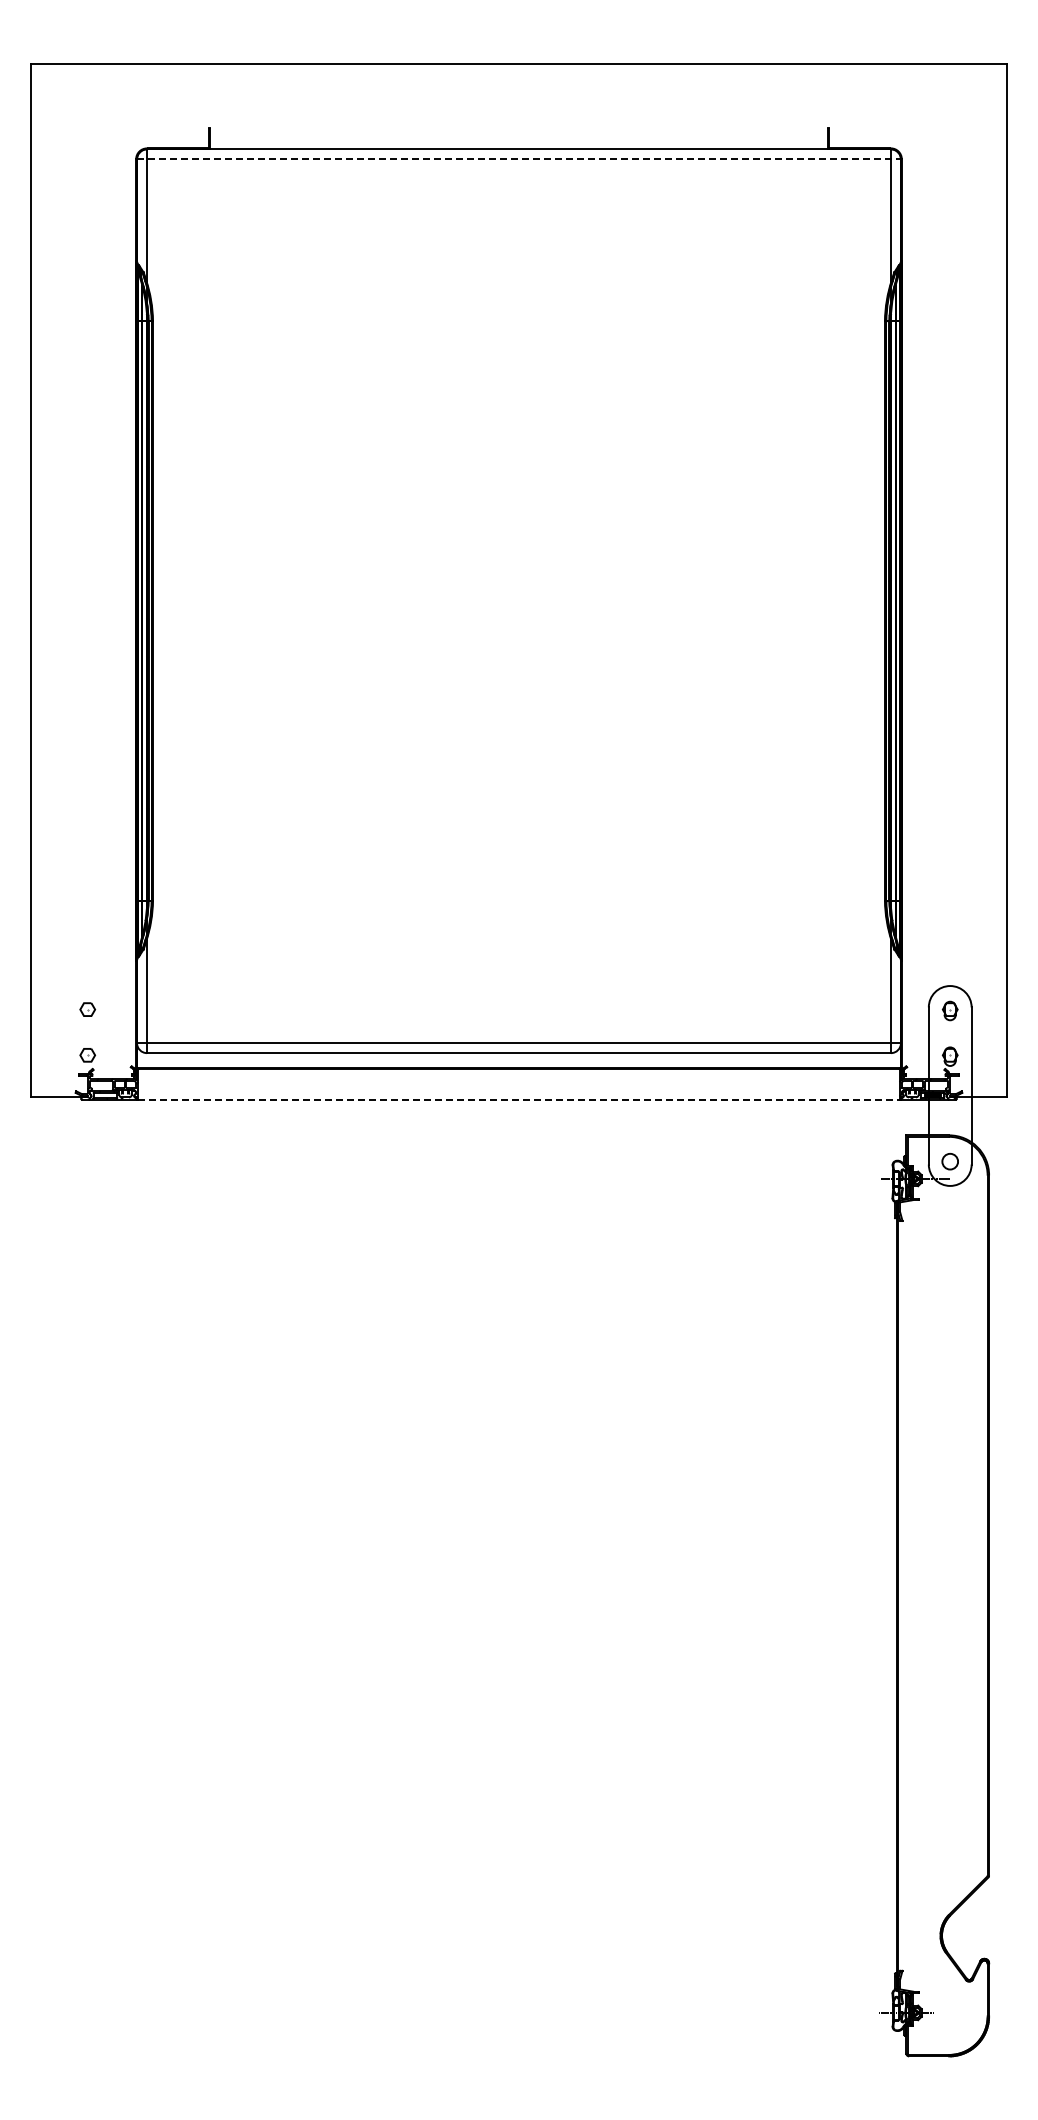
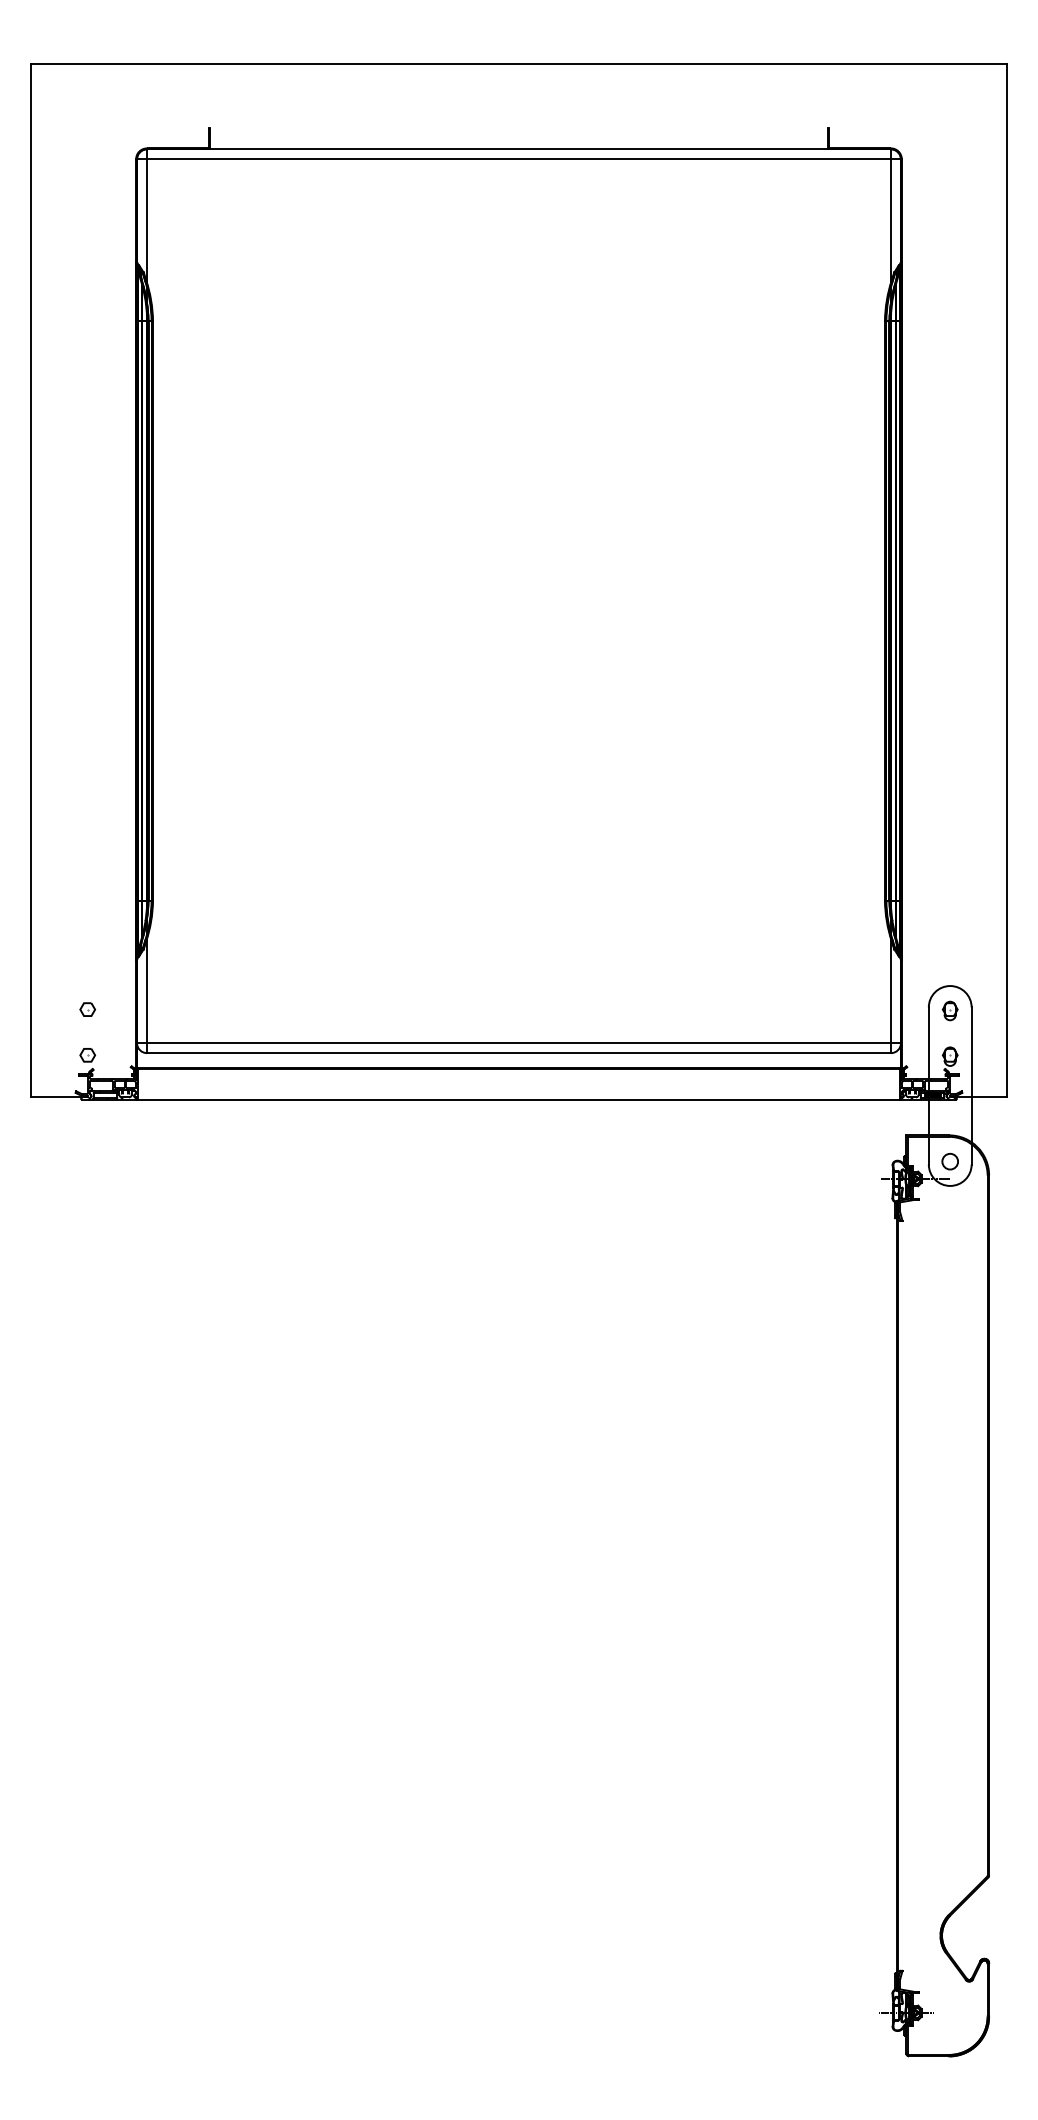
line: dashed -> solid (519, 159)
line: dashed -> solid (519, 1099)
